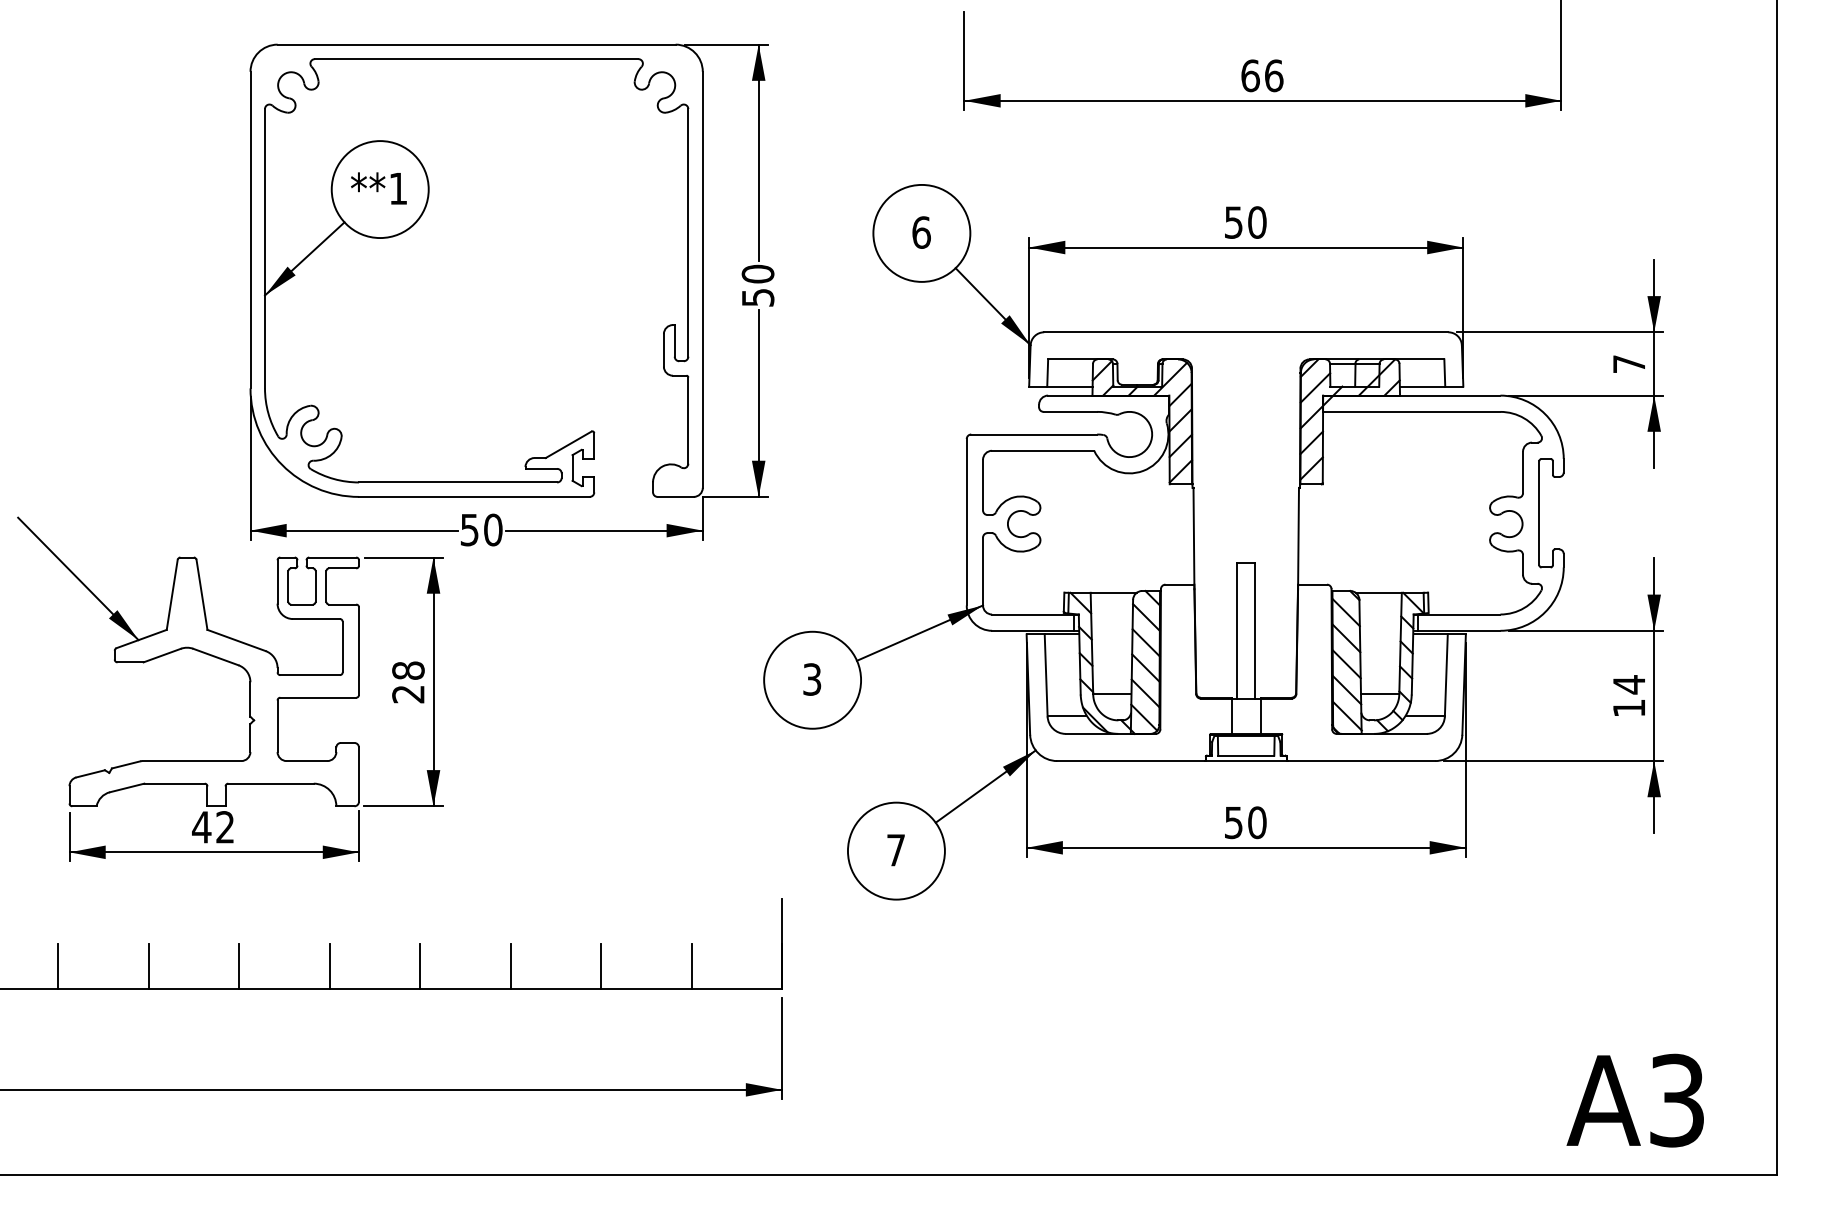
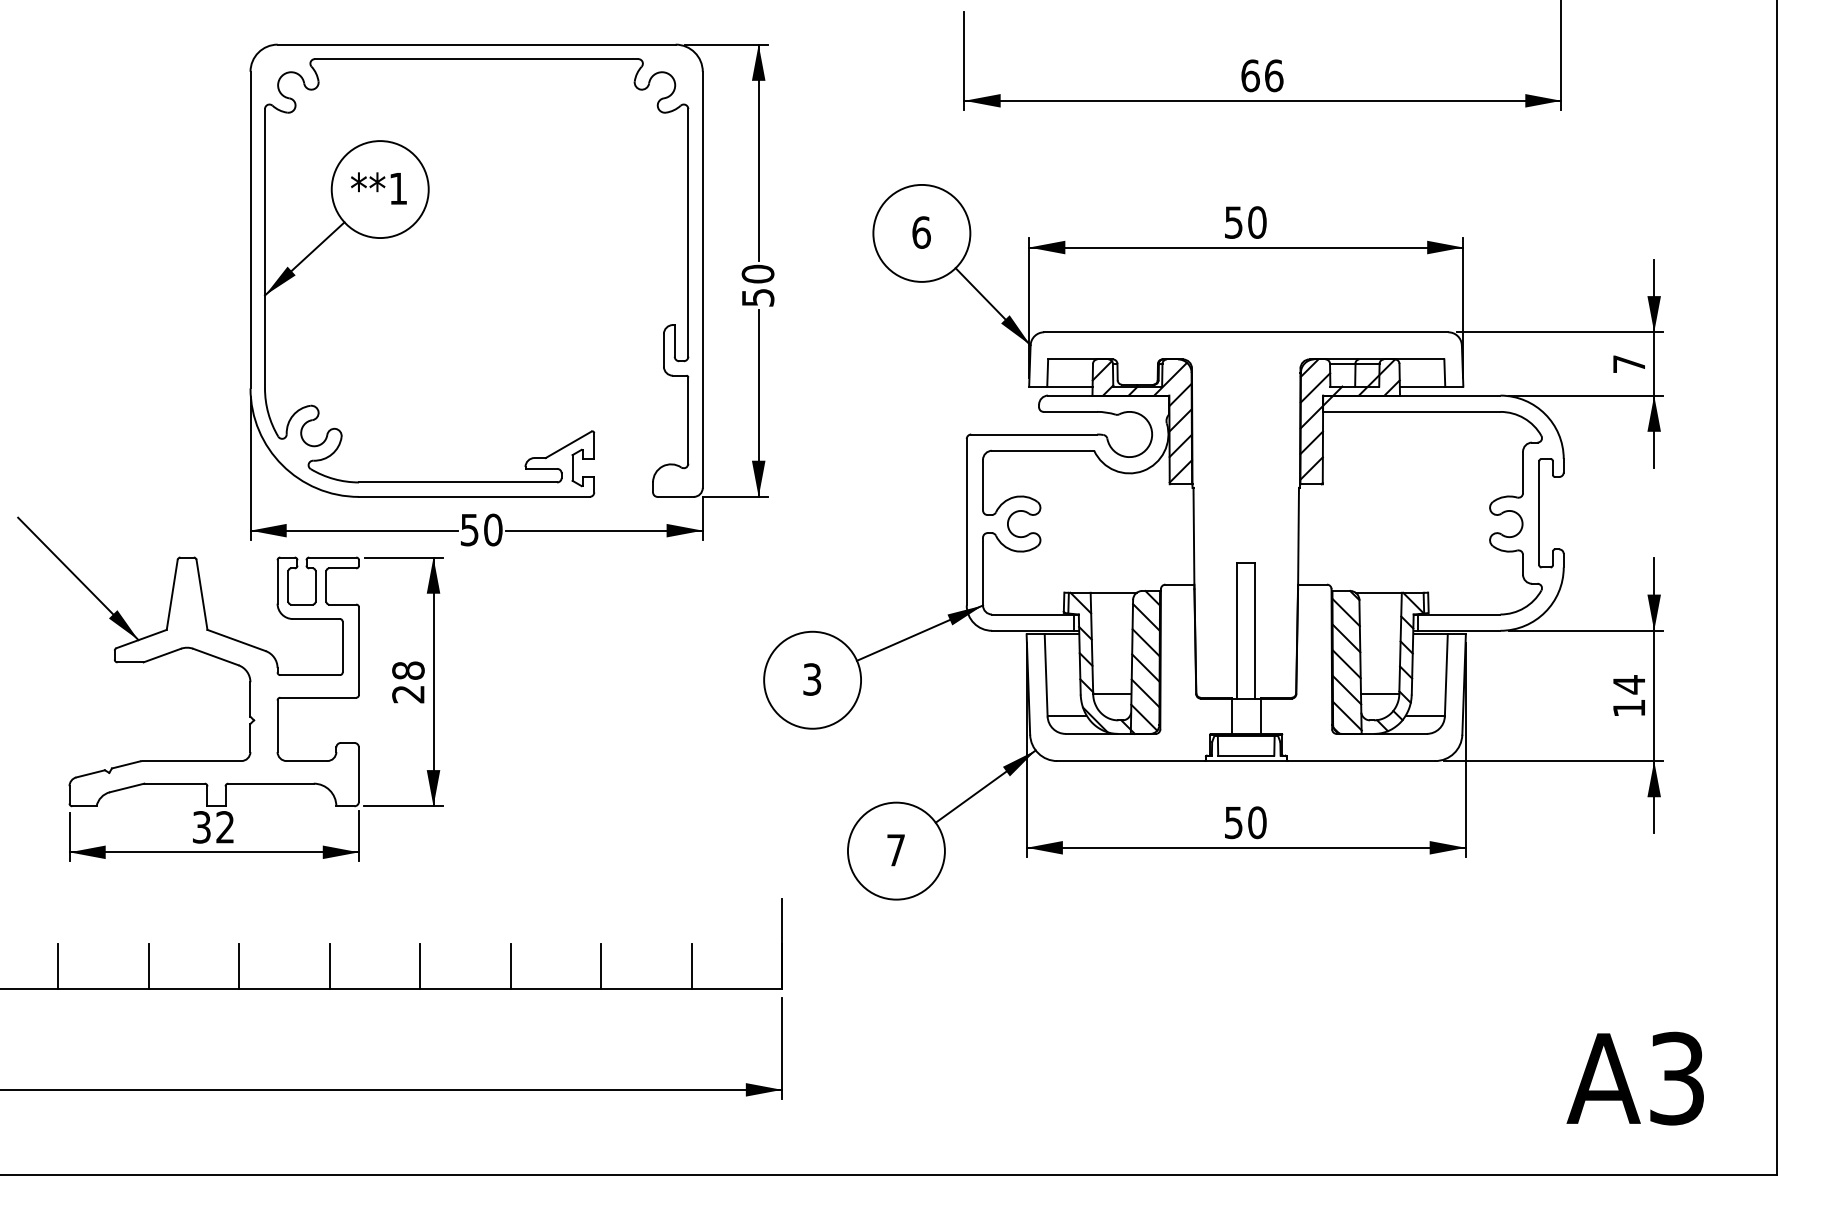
text: 42 -> 32 (201, 827)
text position: (1634, 1100) -> (1634, 1078) (1634, 1078)
